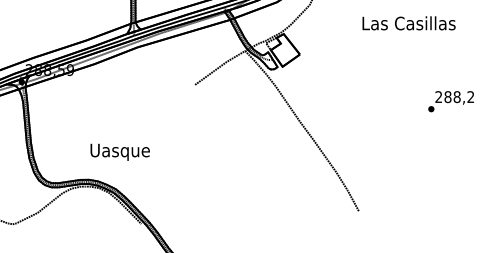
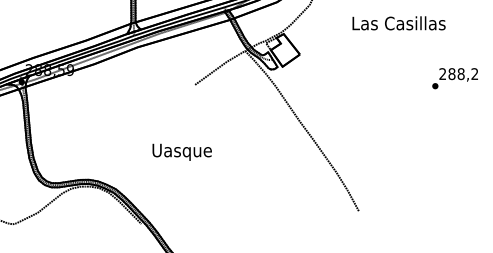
text position: (408, 23) -> (398, 23) (398, 23)
text position: (450, 101) -> (454, 78) (454, 78)
text position: (119, 151) -> (181, 151) (181, 151)
